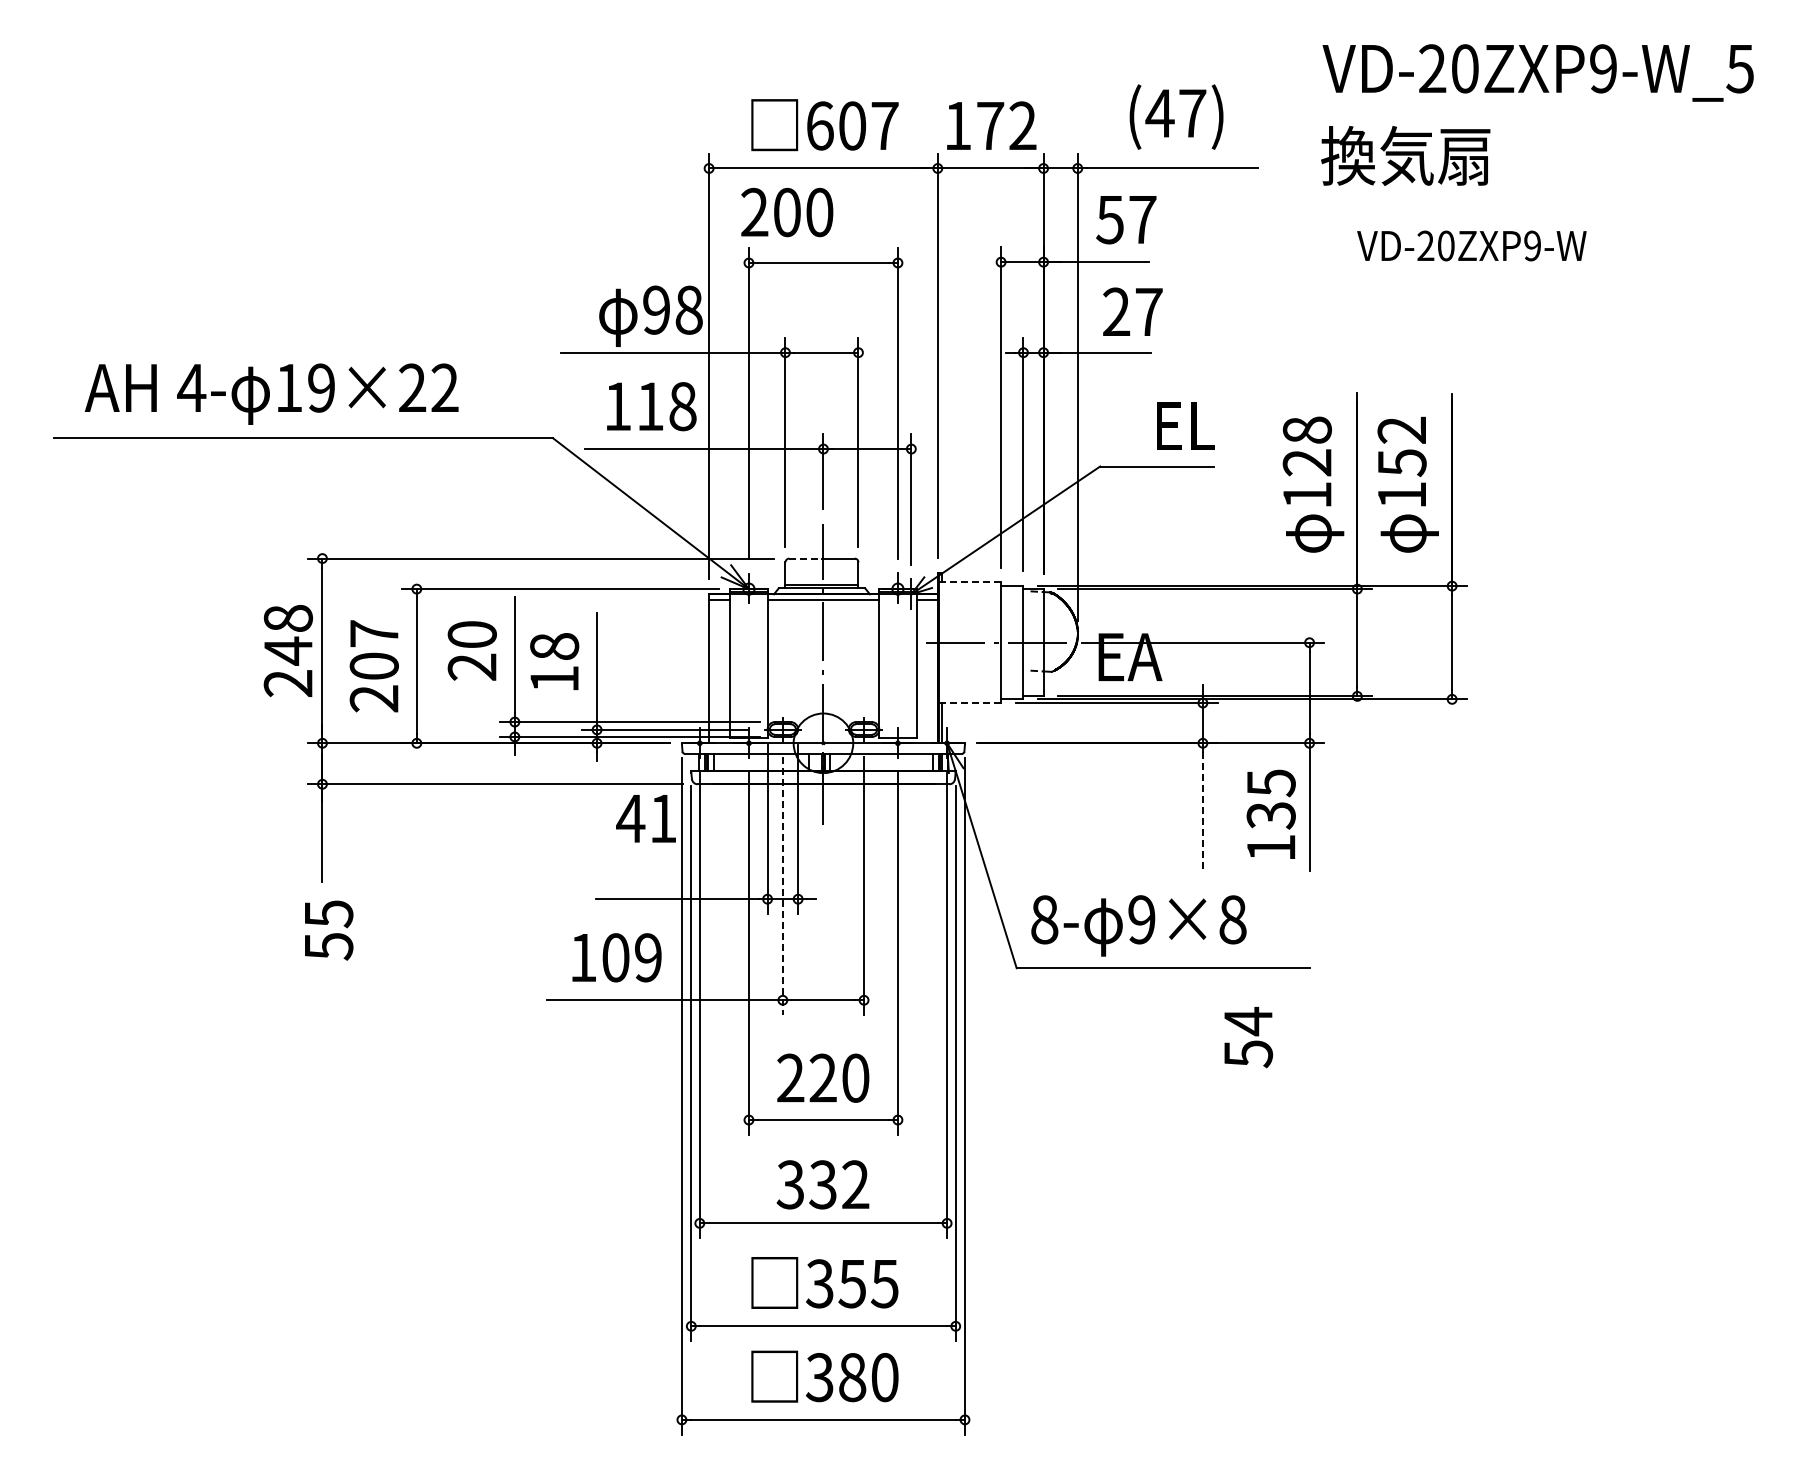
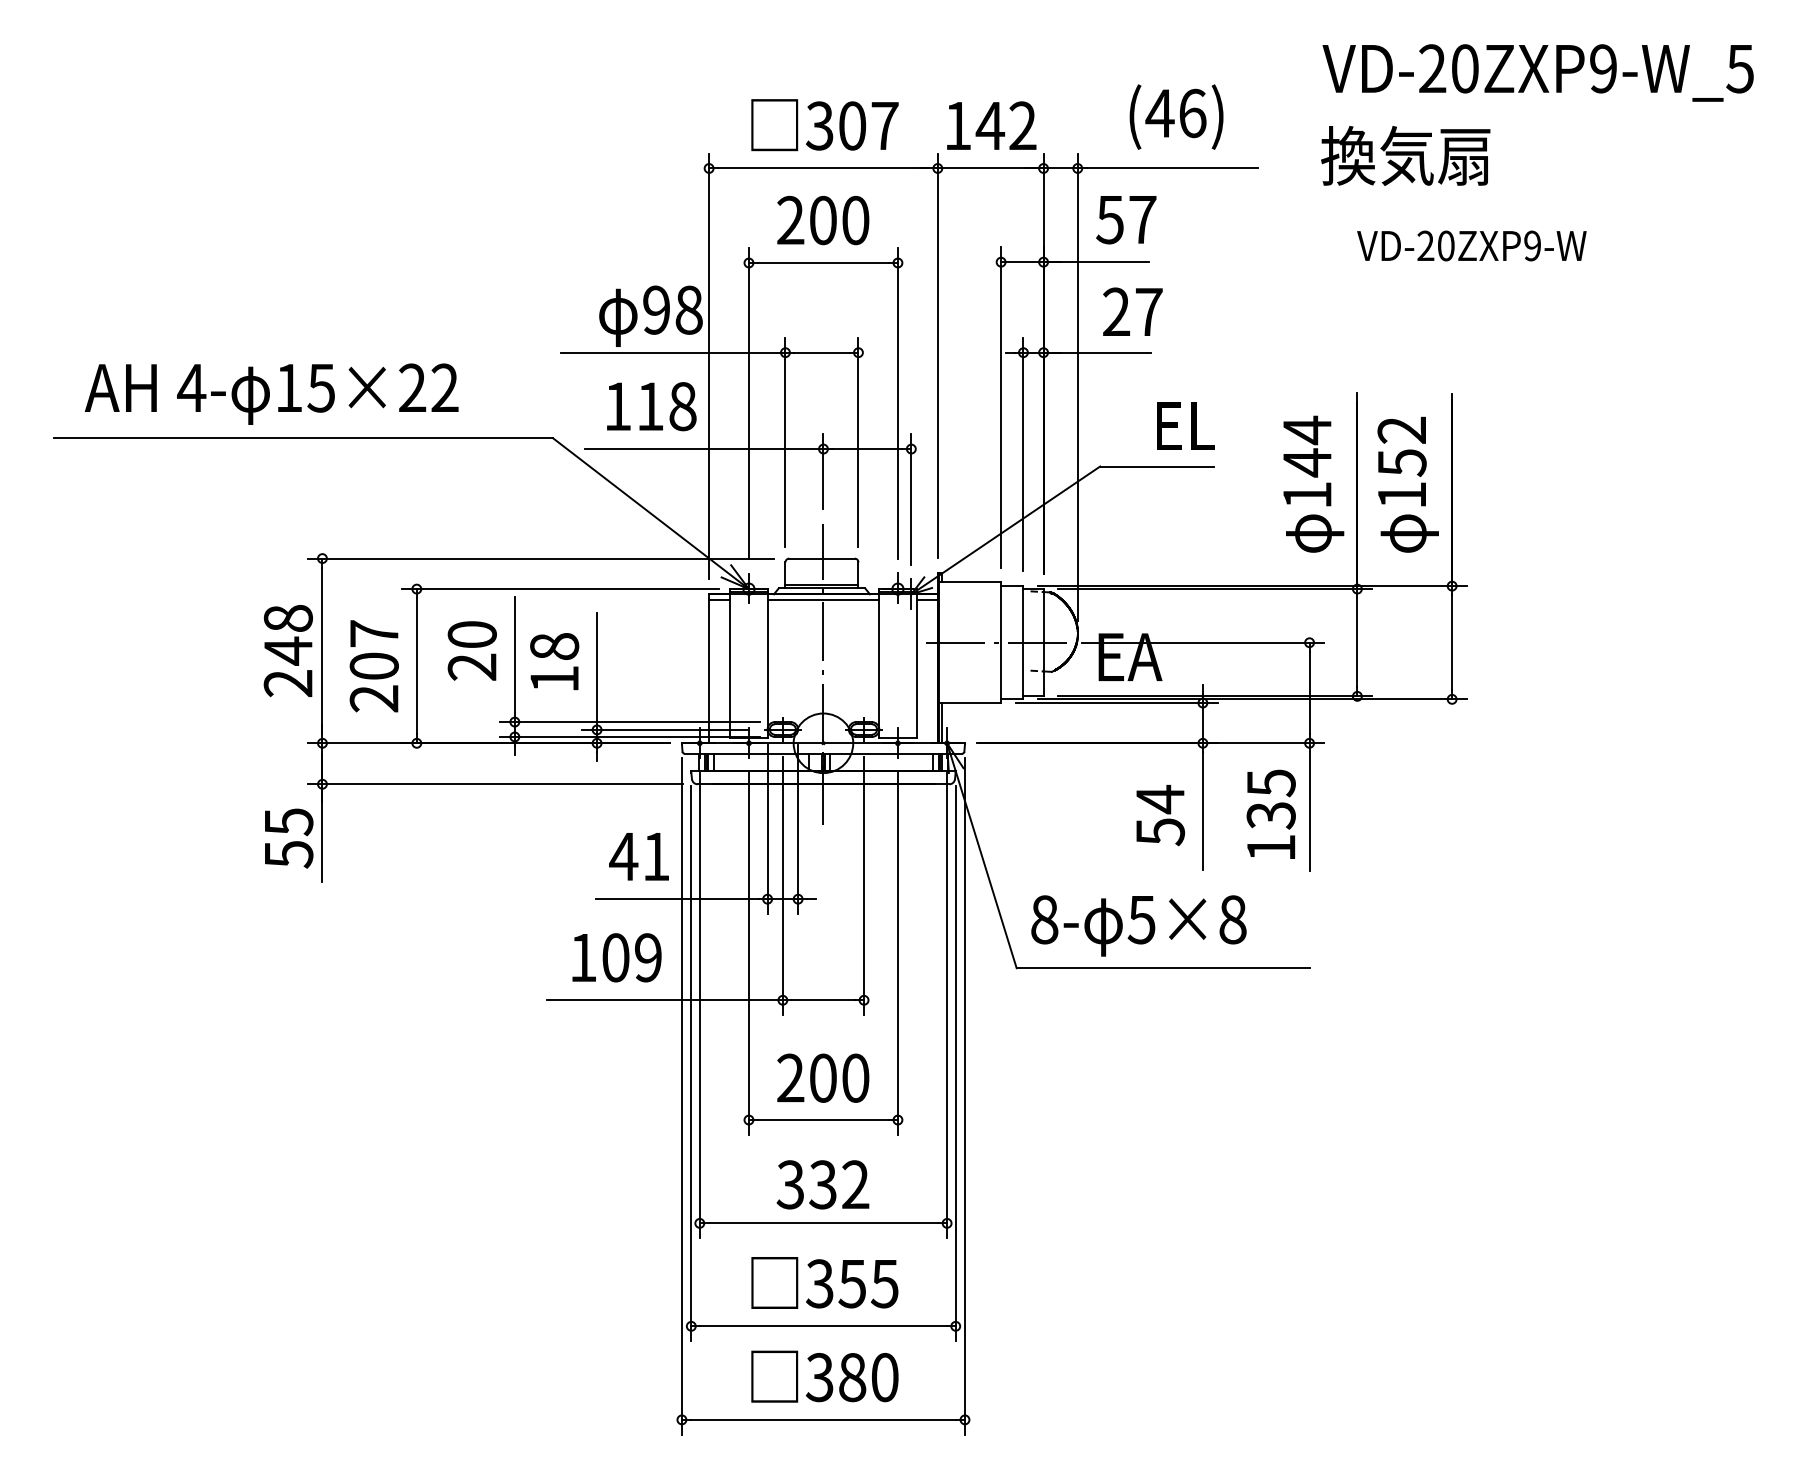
text: (47) -> (46) (1192, 113)
text: 607 -> 307 (819, 125)
text: 172 -> 142 (990, 125)
text position: (787, 212) -> (823, 220) (823, 220)
text: 19×22 -> 15×22 (320, 387)
text: 128 -> 144 (1306, 446)
line: dashed -> solid (806, 558)
line: dashed -> solid (970, 582)
line: dashed -> solid (970, 703)
line: dashed -> solid (1202, 811)
text position: (645, 818) -> (638, 856) (638, 856)
line: dashed -> solid (782, 886)
text: 9×8 -> 5×8 (1141, 919)
text position: (329, 930) -> (289, 838) (289, 838)
text position: (1248, 1037) -> (1160, 815) (1160, 815)
text: 220 -> 200 (822, 1077)
